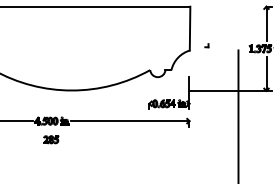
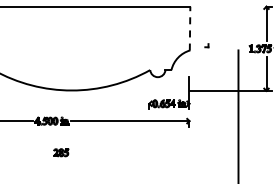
line: solid -> dashed (190, 28)
part position: (51, 139) -> (61, 152) (61, 152)
